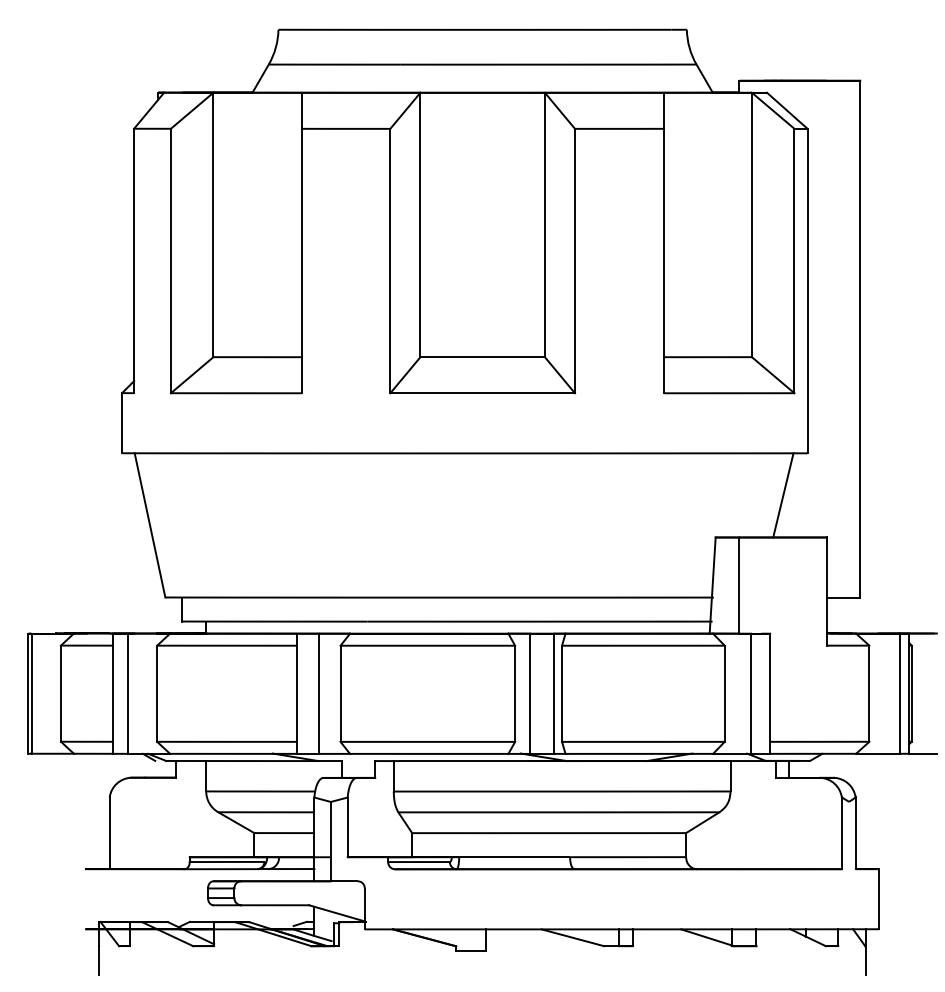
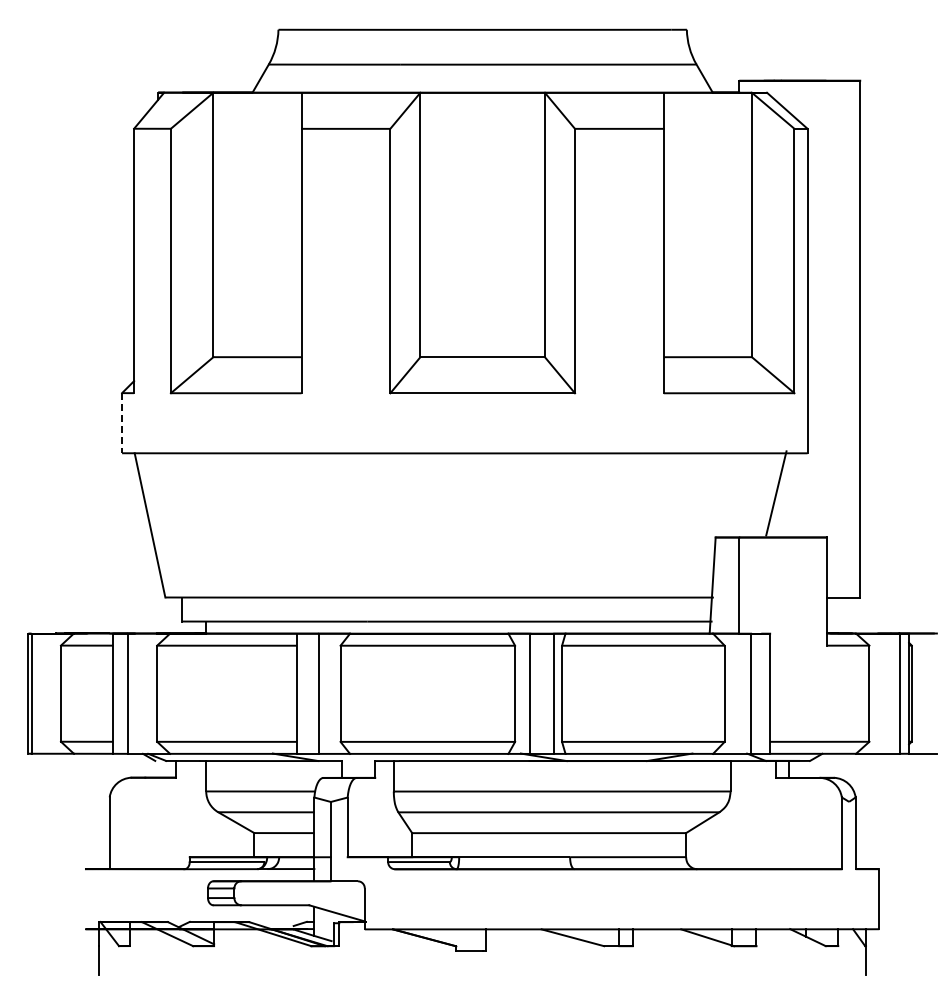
line: solid -> dashed (122, 423)
line position: (783, 495) -> (776, 493) (776, 493)
